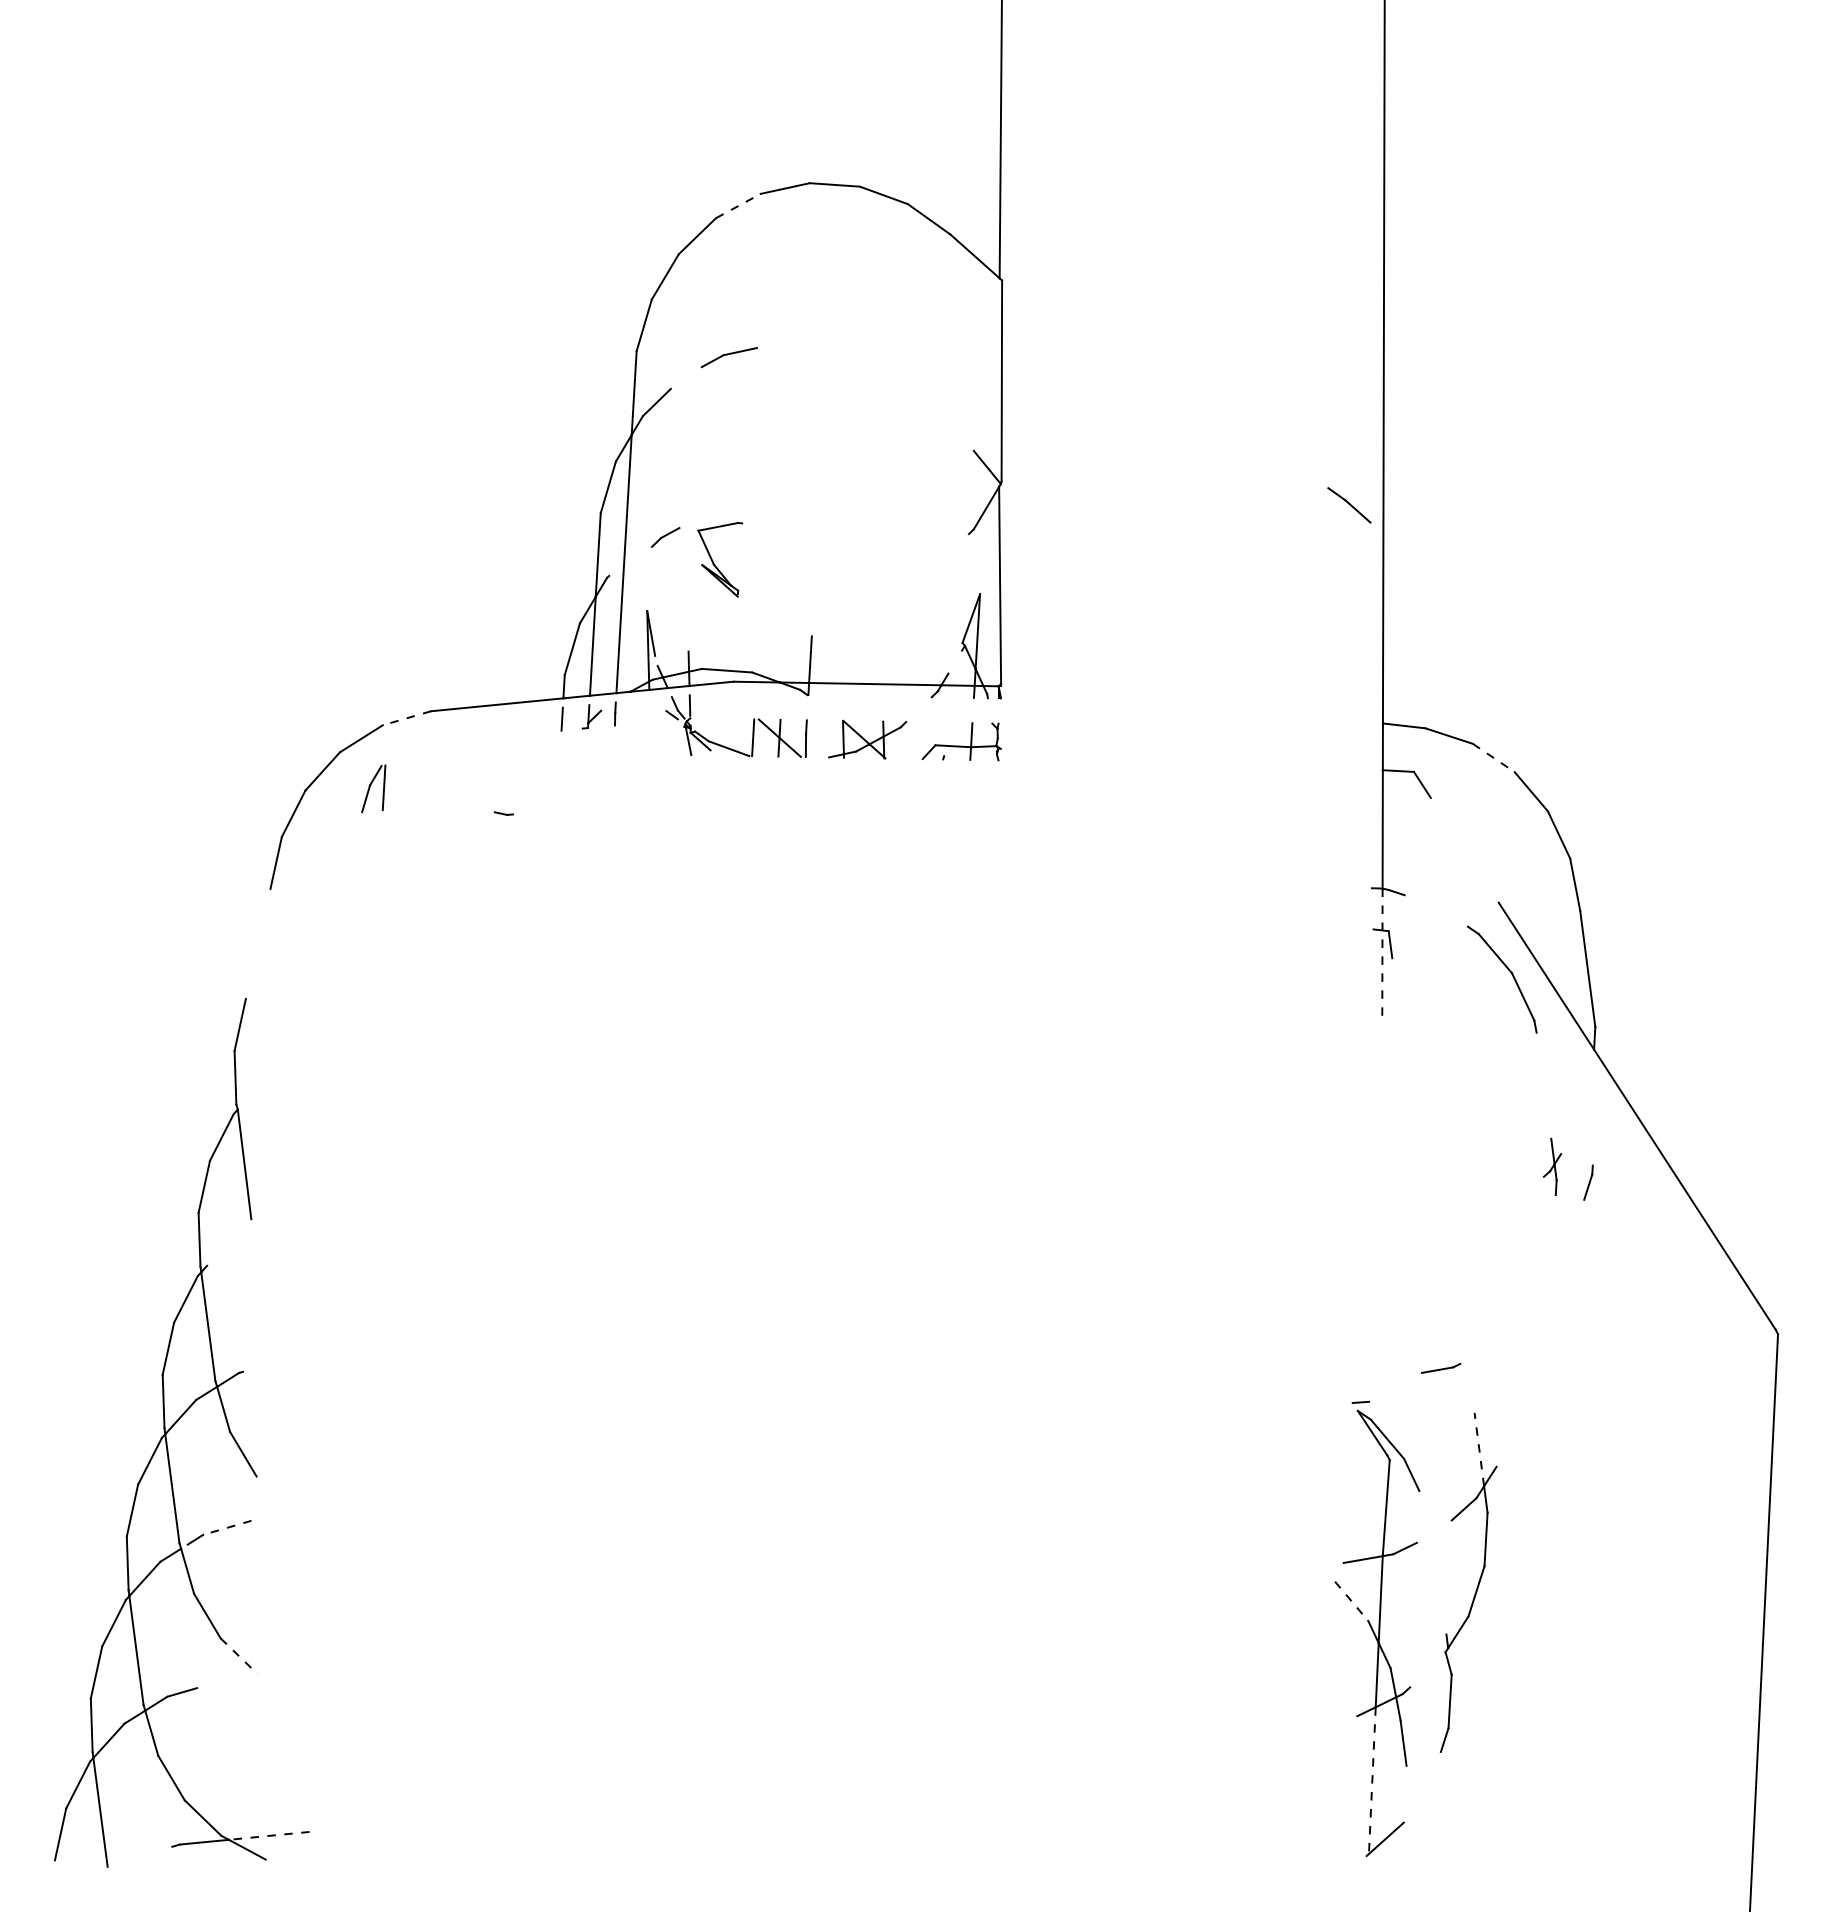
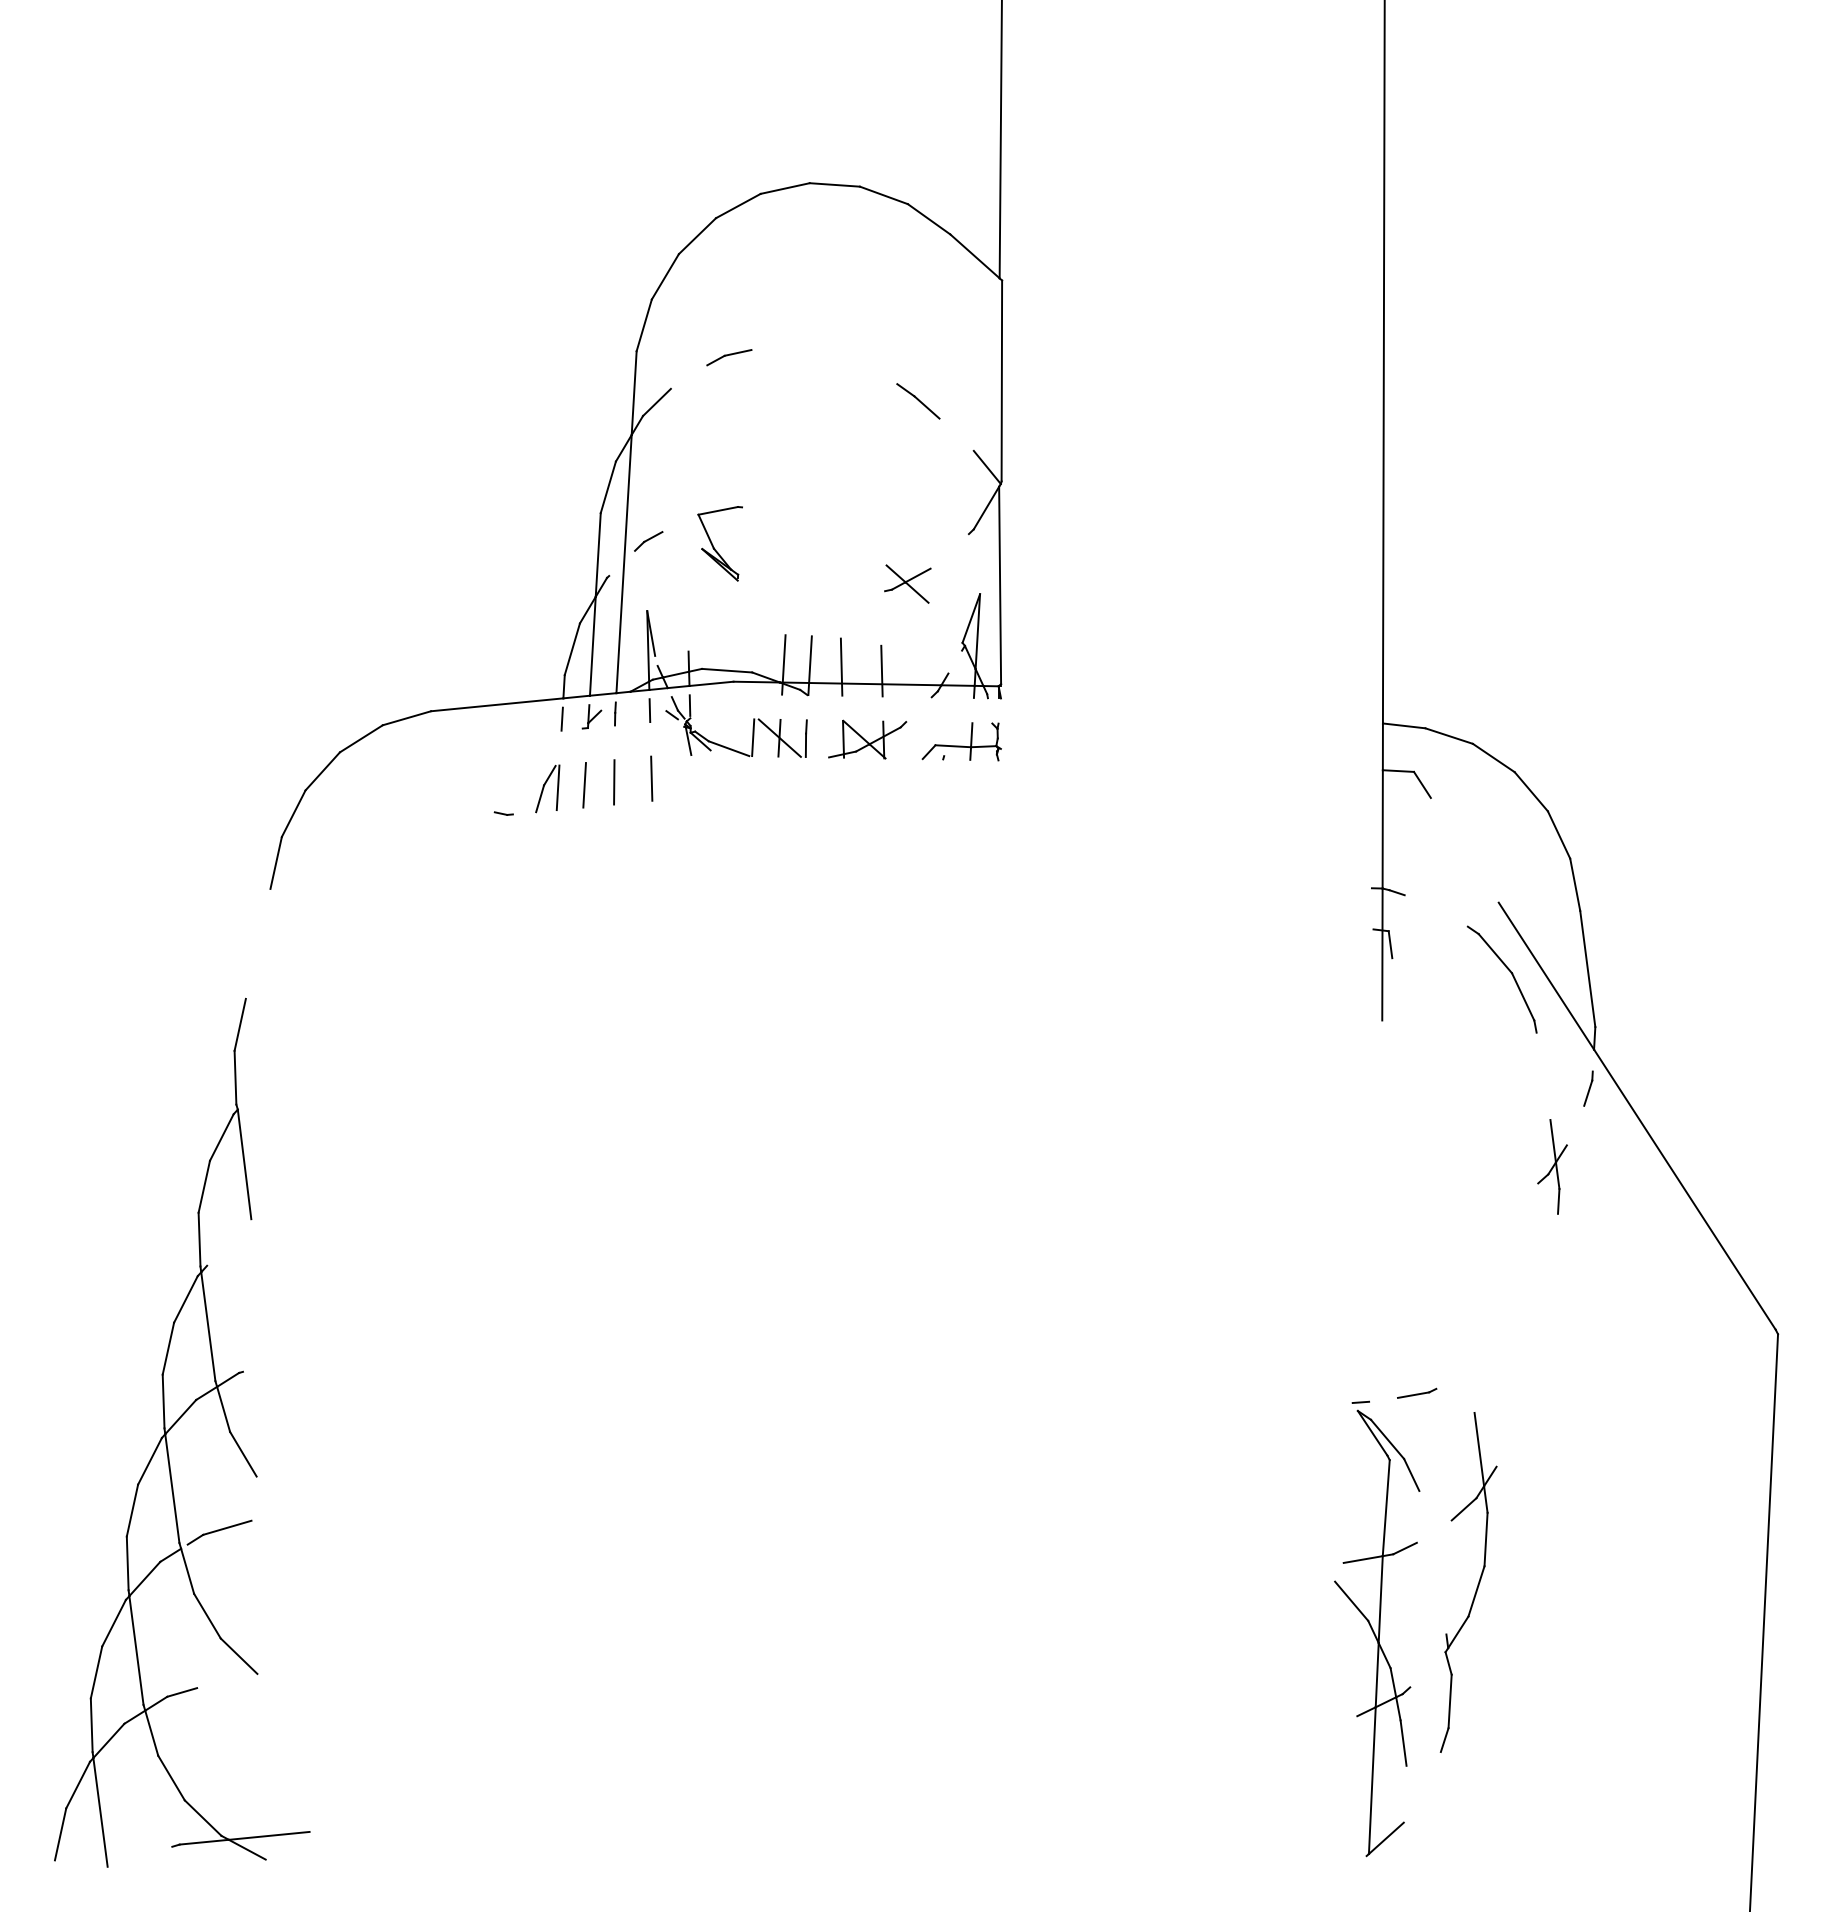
line: dashed -> solid (738, 205)
part size: 58x22 px -> 47x18 px (729, 357)
part position: (1349, 505) -> (918, 401) (918, 401)
part position: (665, 537) -> (648, 541) (648, 541)
part position: (713, 560) -> (713, 544) (713, 544)
part: none -> present (907, 583)
line: none -> present (783, 664)
line: none -> present (841, 666)
line: none -> present (881, 670)
line: none -> present (649, 710)
line: dashed -> solid (406, 718)
line: dashed -> solid (1494, 758)
line: none -> present (651, 778)
line: none -> present (614, 782)
line: none -> present (584, 785)
part position: (373, 788) -> (547, 788) (547, 788)
line: dashed -> solid (1382, 954)
part size: 21x59 px -> 31x96 px (1552, 1166)
part position: (1588, 1182) -> (1588, 1088) (1588, 1088)
part position: (1441, 1367) -> (1417, 1392) (1417, 1392)
line: dashed -> solid (1479, 1449)
line: dashed -> solid (226, 1527)
line: dashed -> solid (1351, 1601)
line: dashed -> solid (239, 1656)
line: dashed -> solid (1372, 1781)
line: dashed -> solid (269, 1835)
